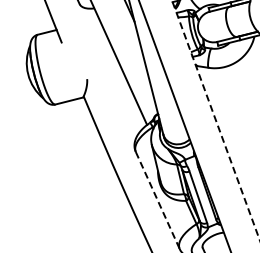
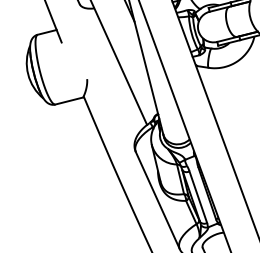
line: dashed -> solid (216, 120)
line: dashed -> solid (157, 200)
